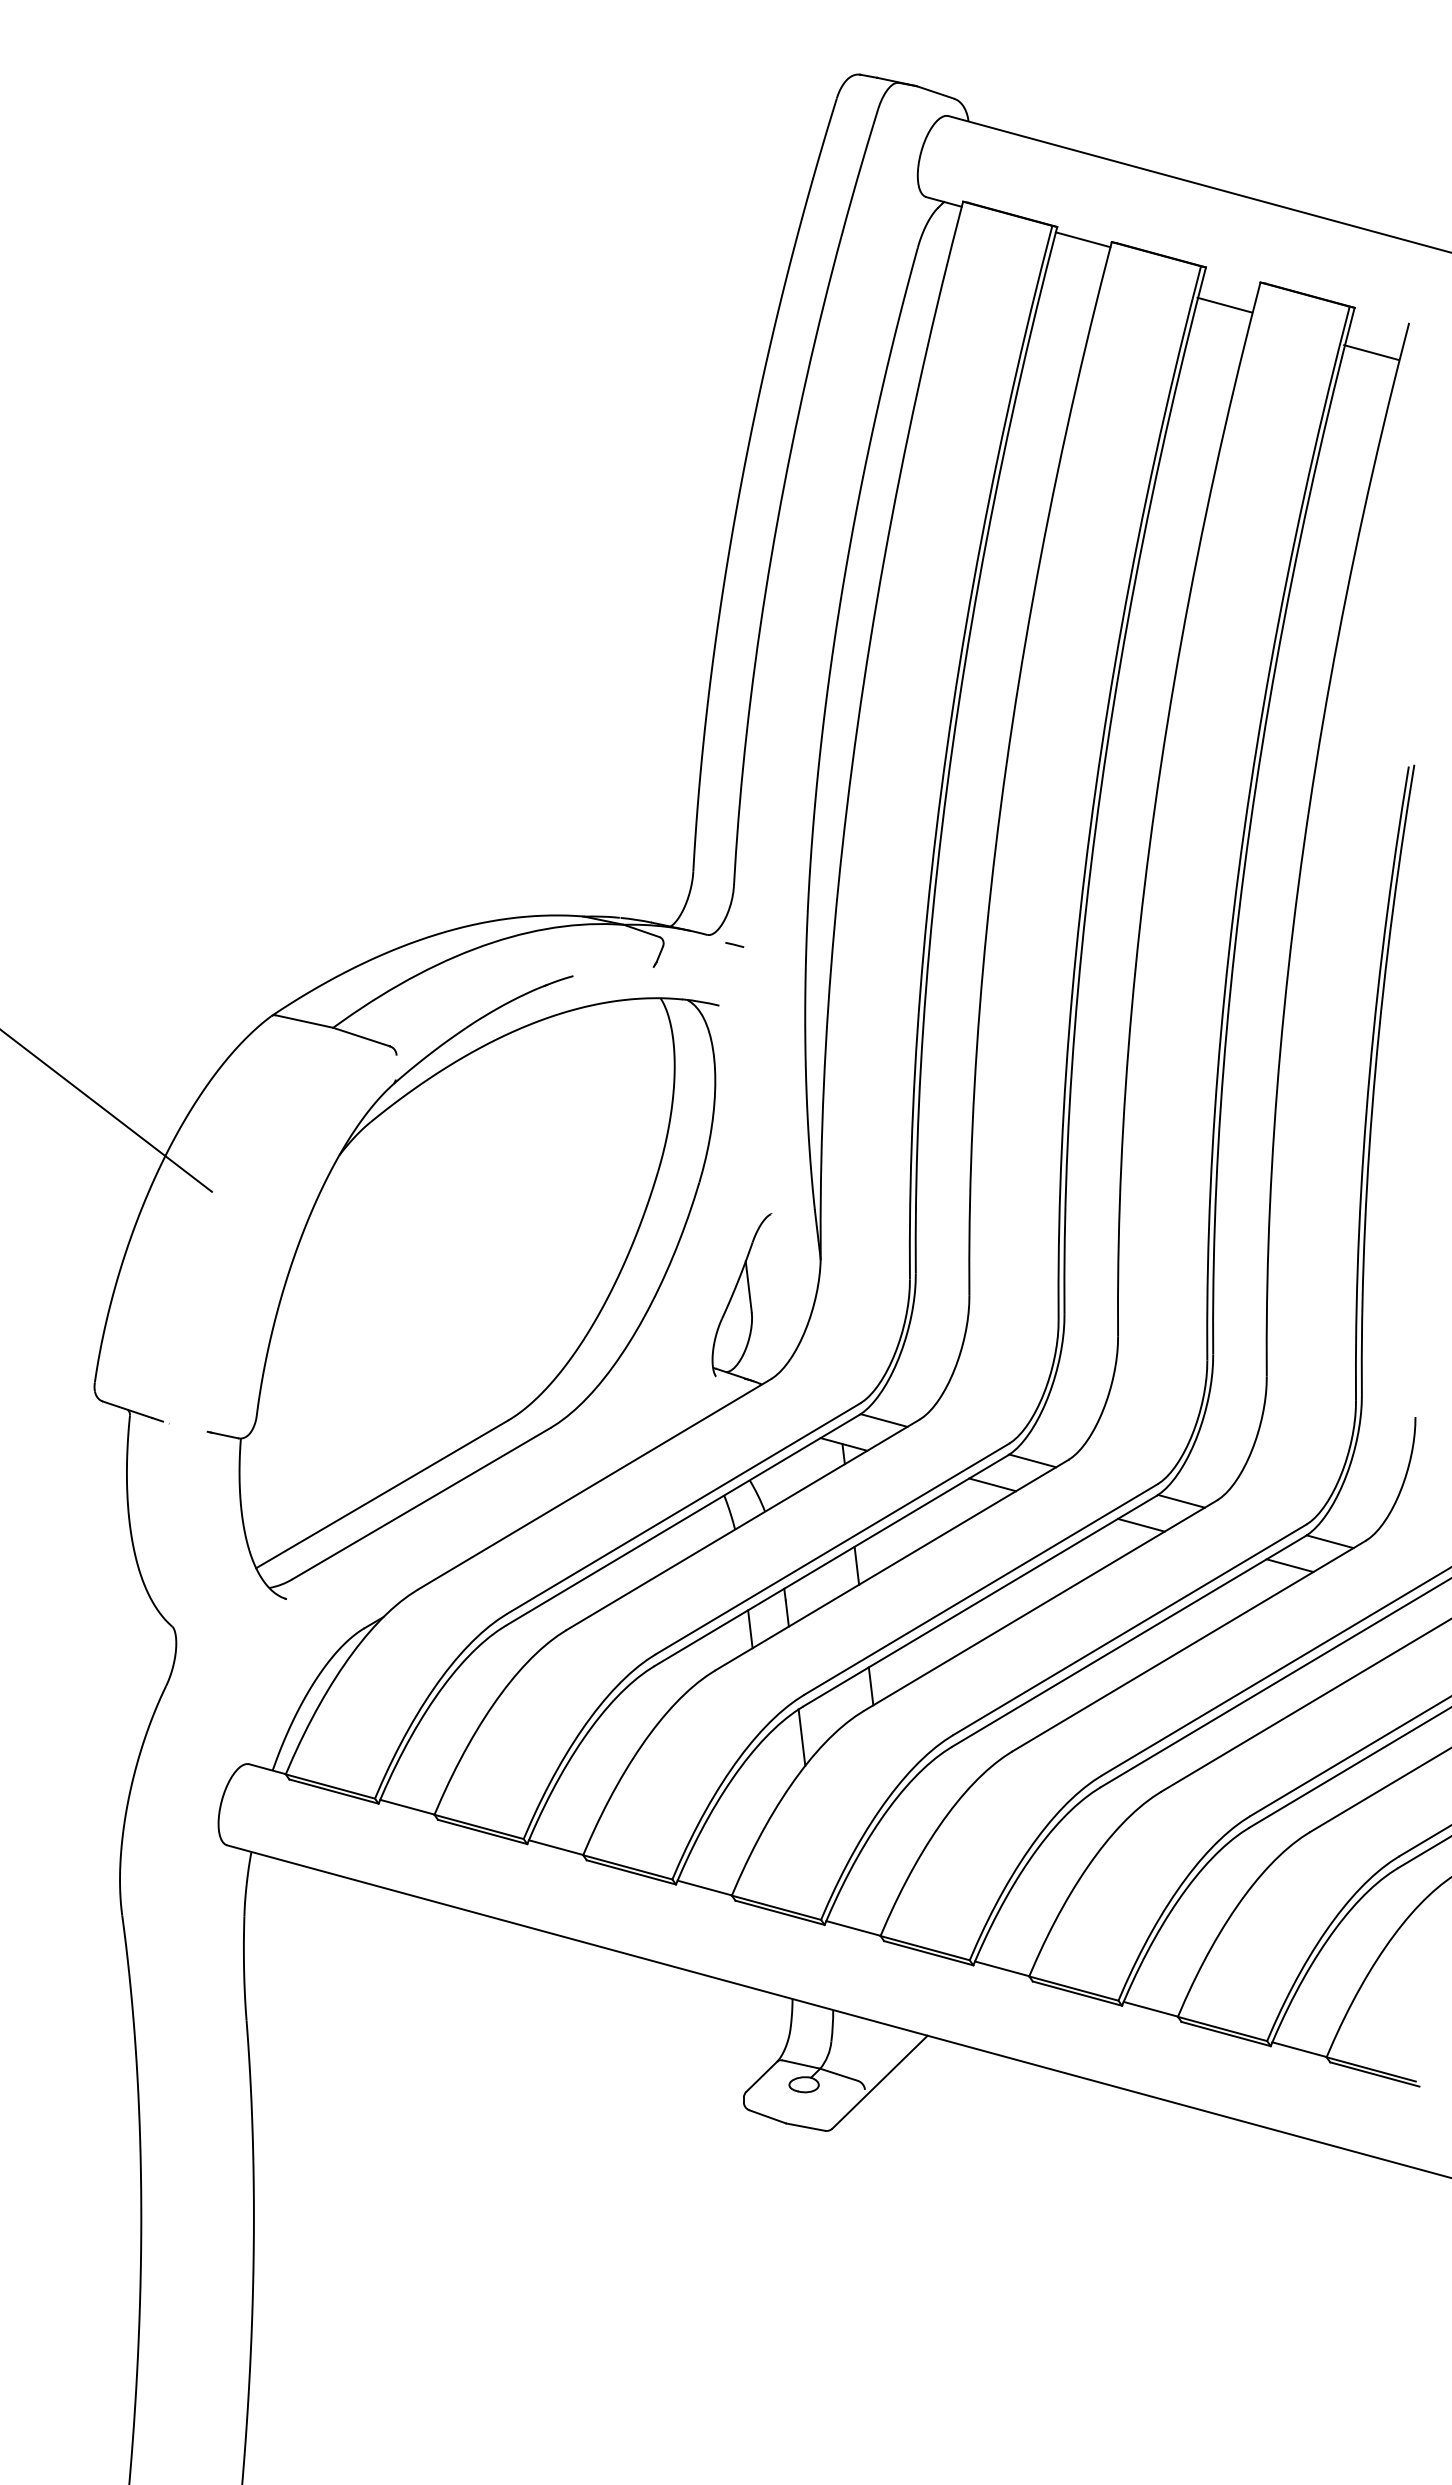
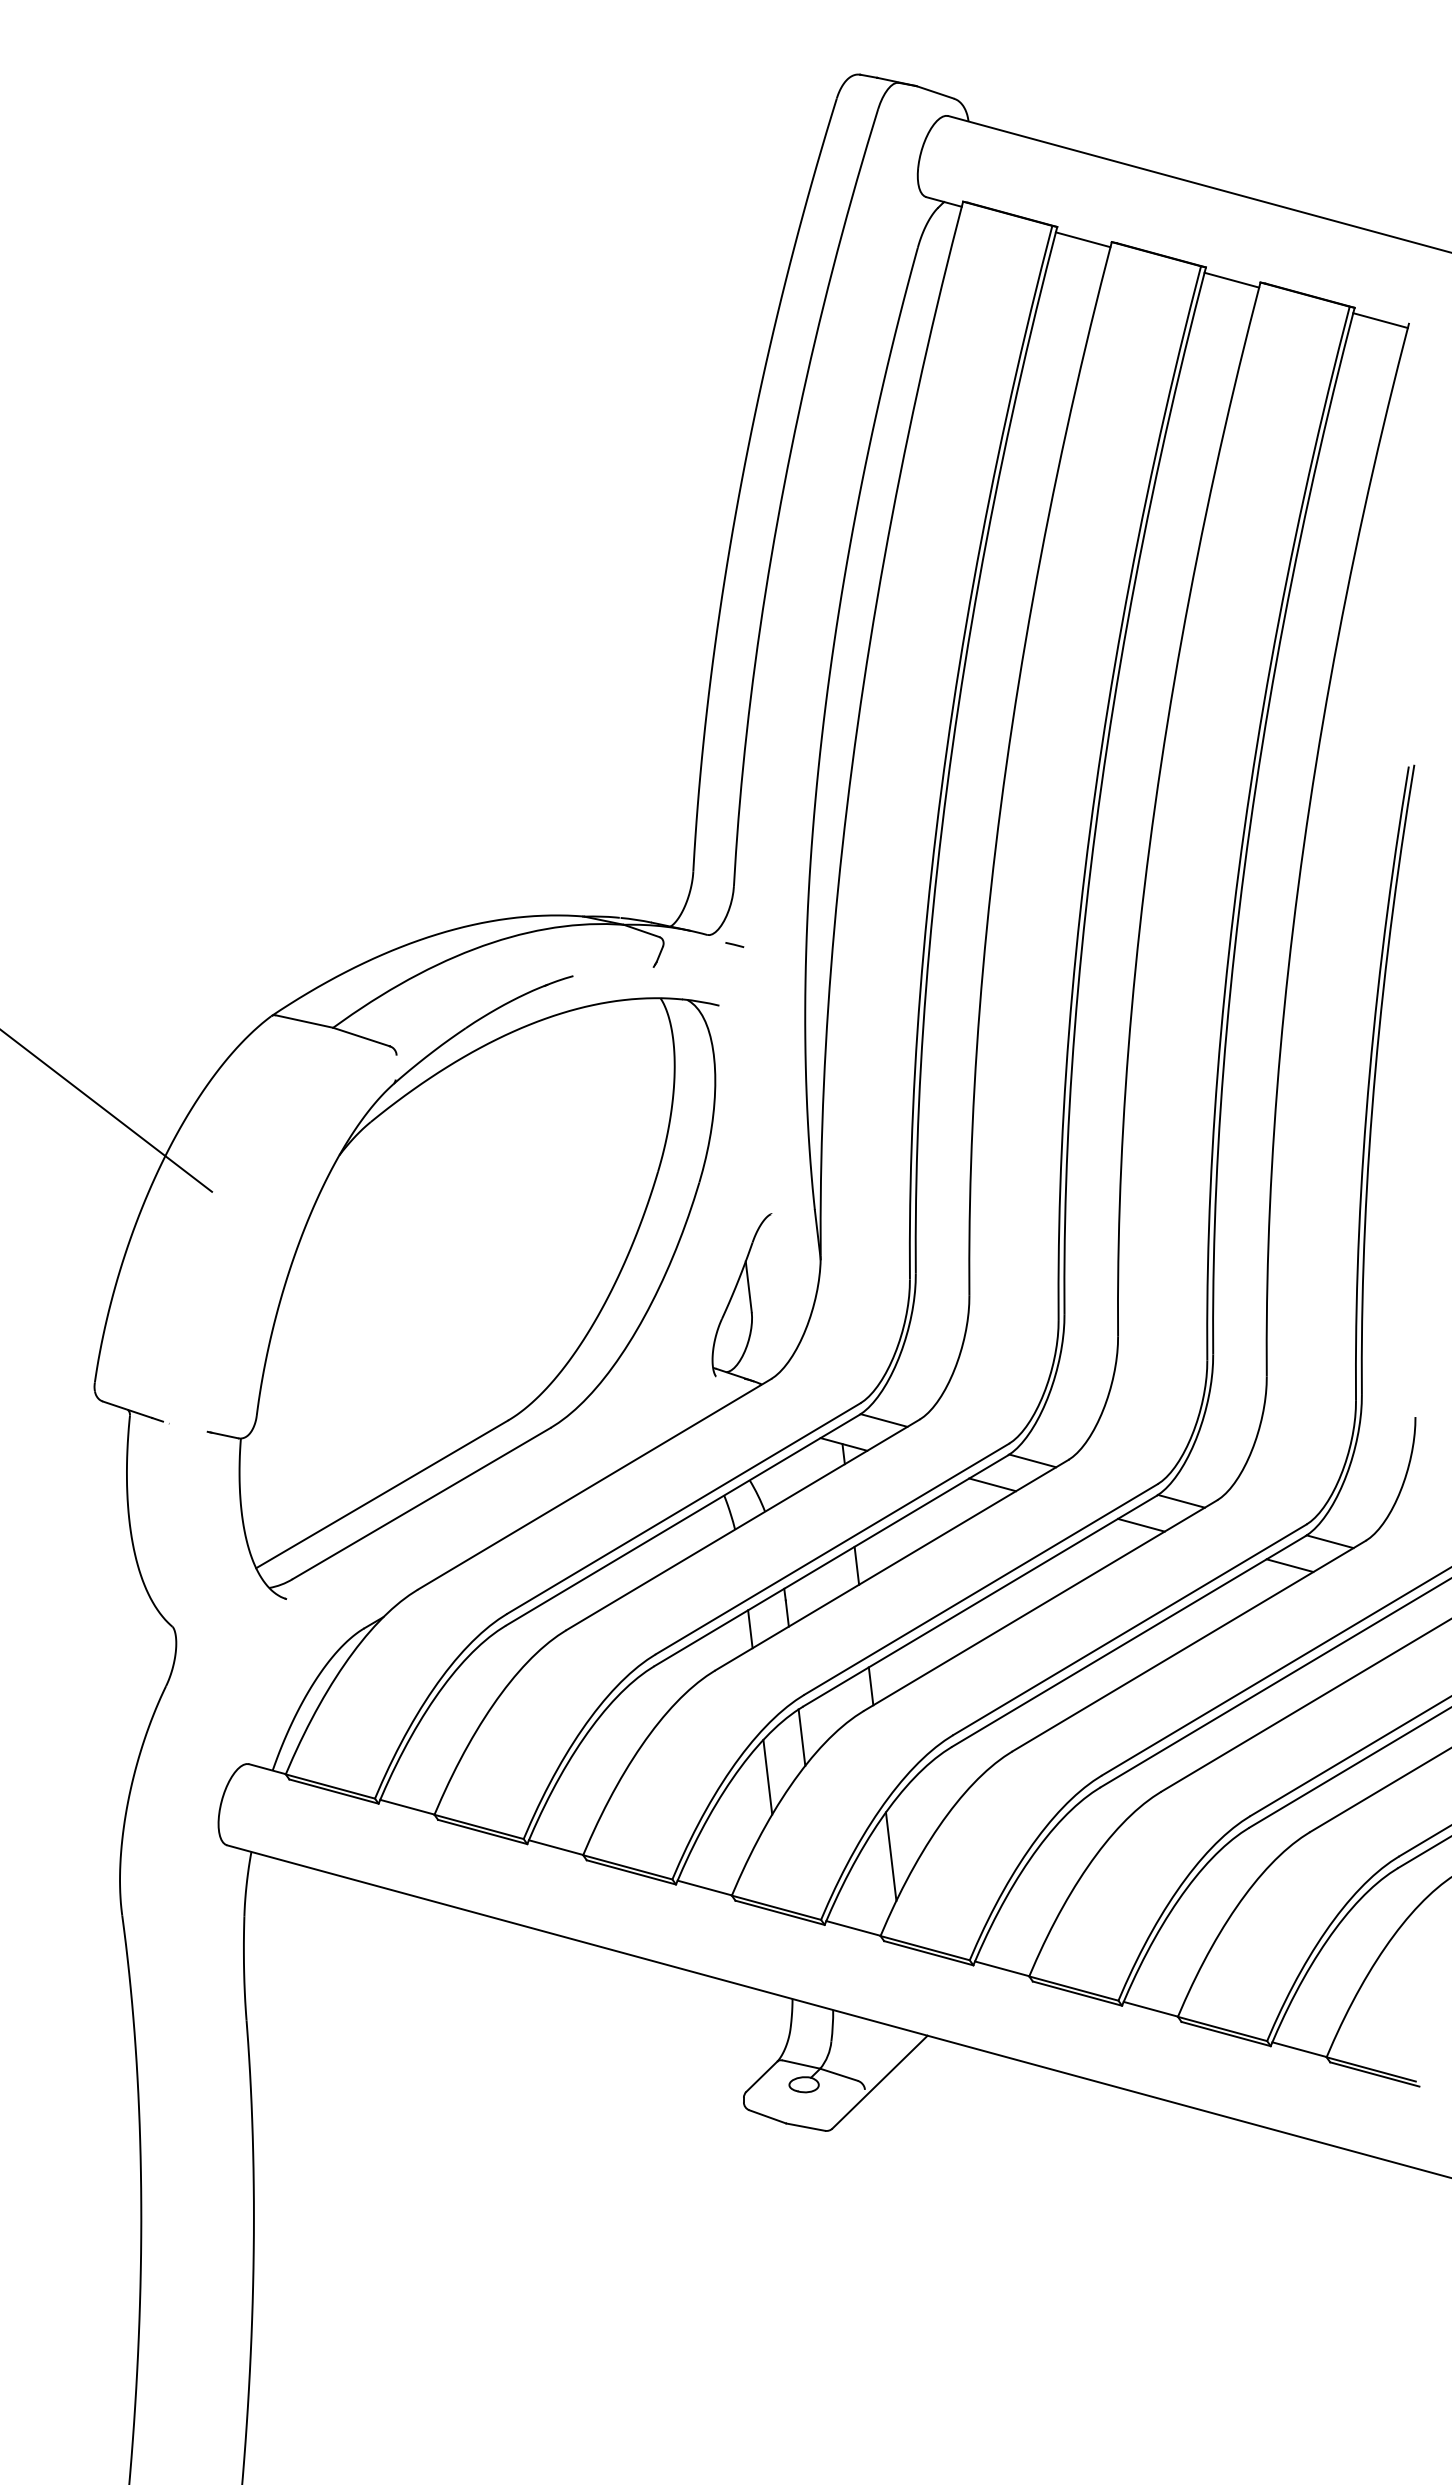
line position: (1224, 304) -> (1231, 279) (1231, 279)
line position: (1371, 352) -> (1380, 320) (1380, 320)
line: none -> present (767, 1776)
line: none -> present (890, 1856)
